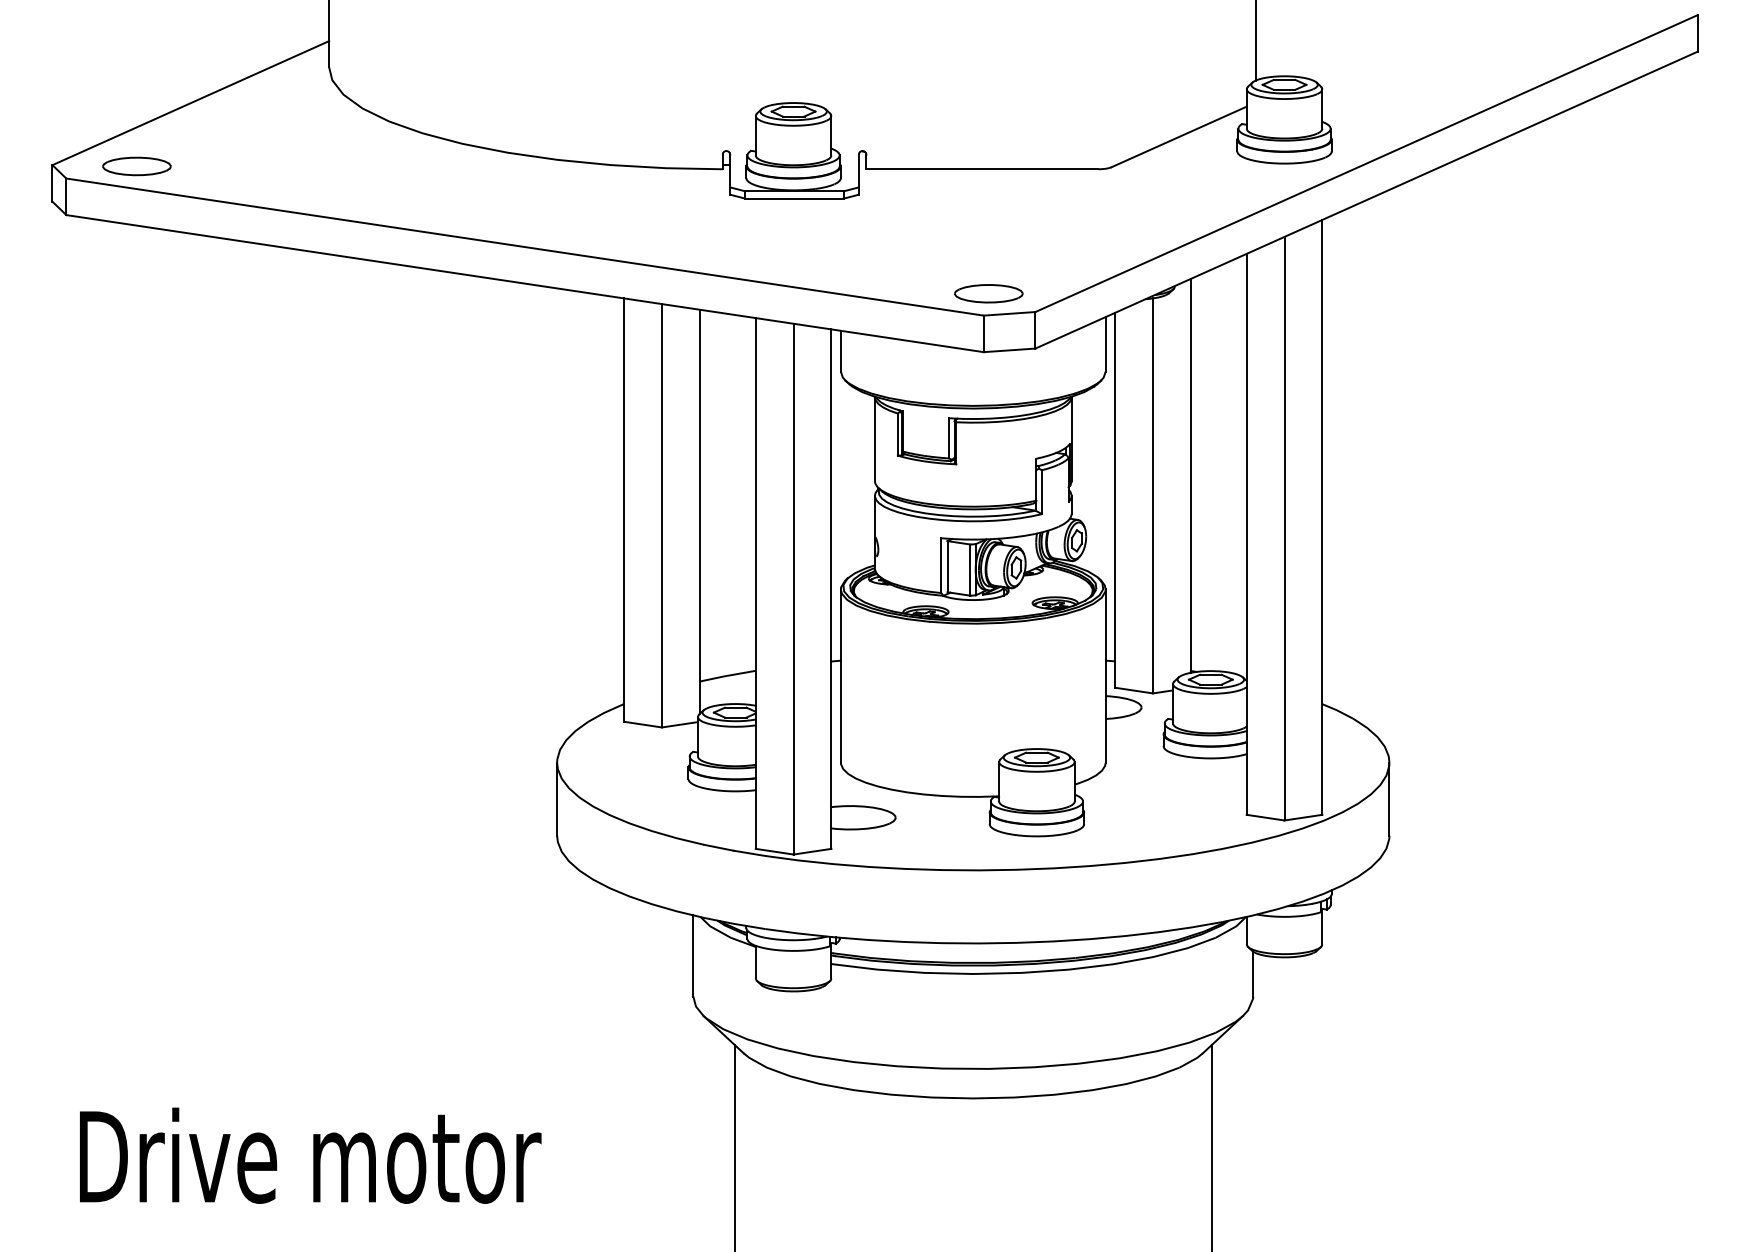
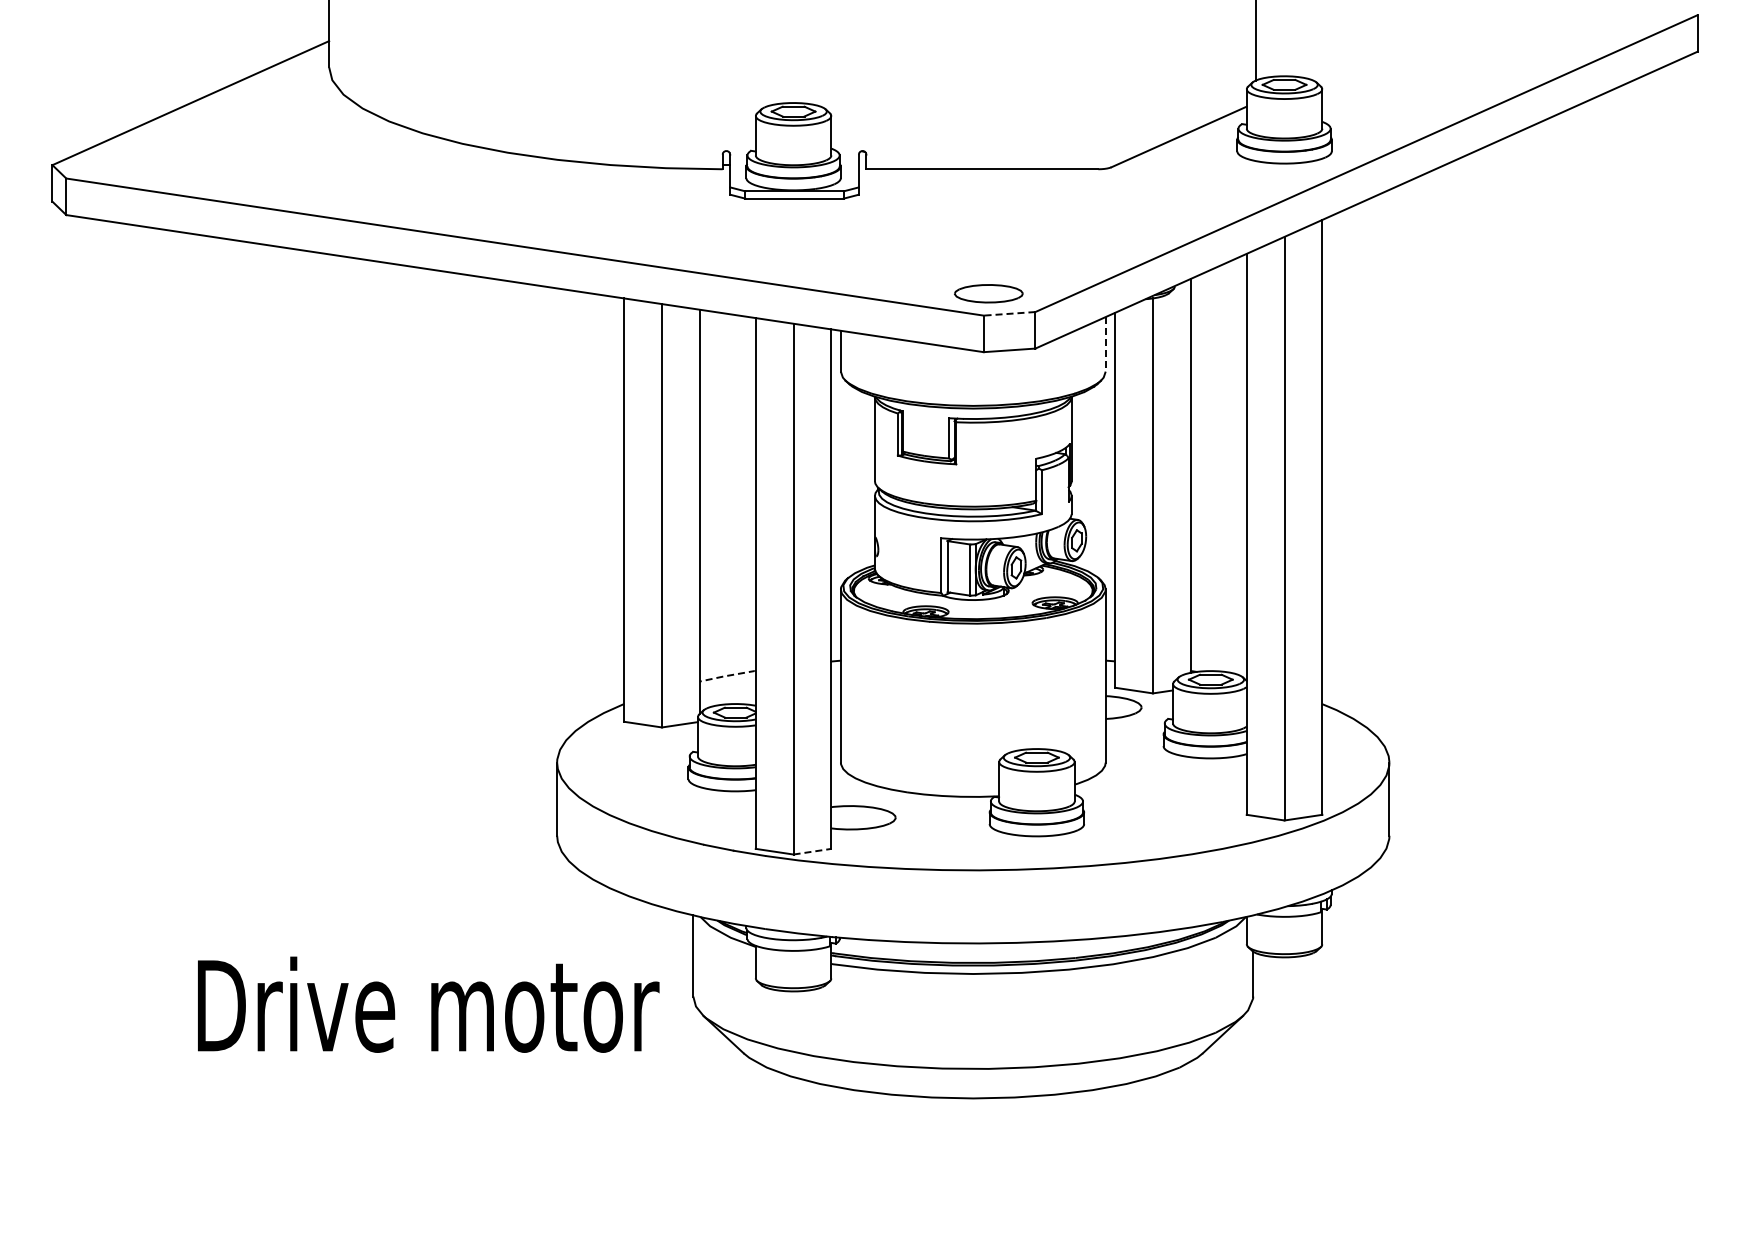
part: present -> none (136, 166)
line: solid -> dashed (1009, 313)
line: solid -> dashed (1105, 344)
line: solid -> dashed (727, 675)
line: solid -> dashed (812, 851)
line: present -> none (734, 1146)
line: present -> none (1211, 1146)
text position: (310, 1155) -> (428, 1004) (428, 1004)
